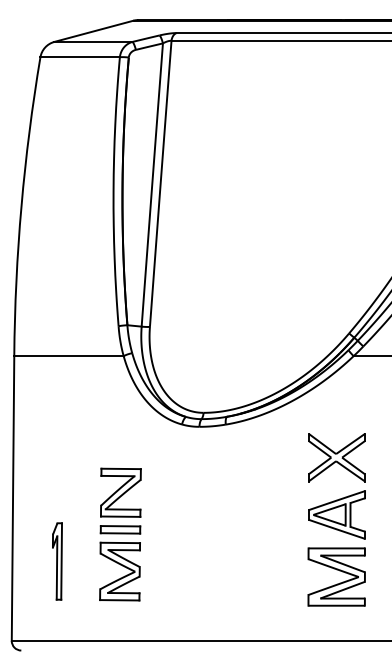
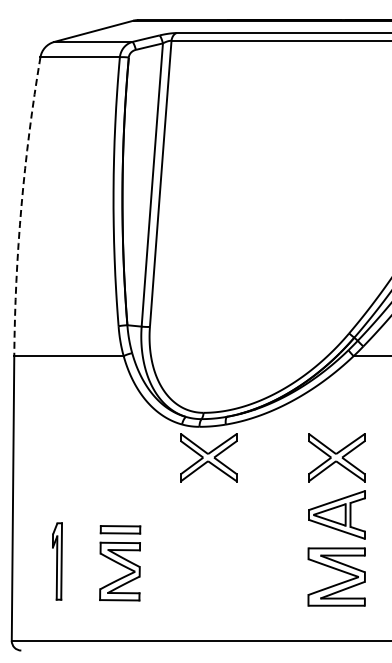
arc: solid -> dashed (21, 206)
part: none -> present (208, 457)
part: present -> none (120, 492)
